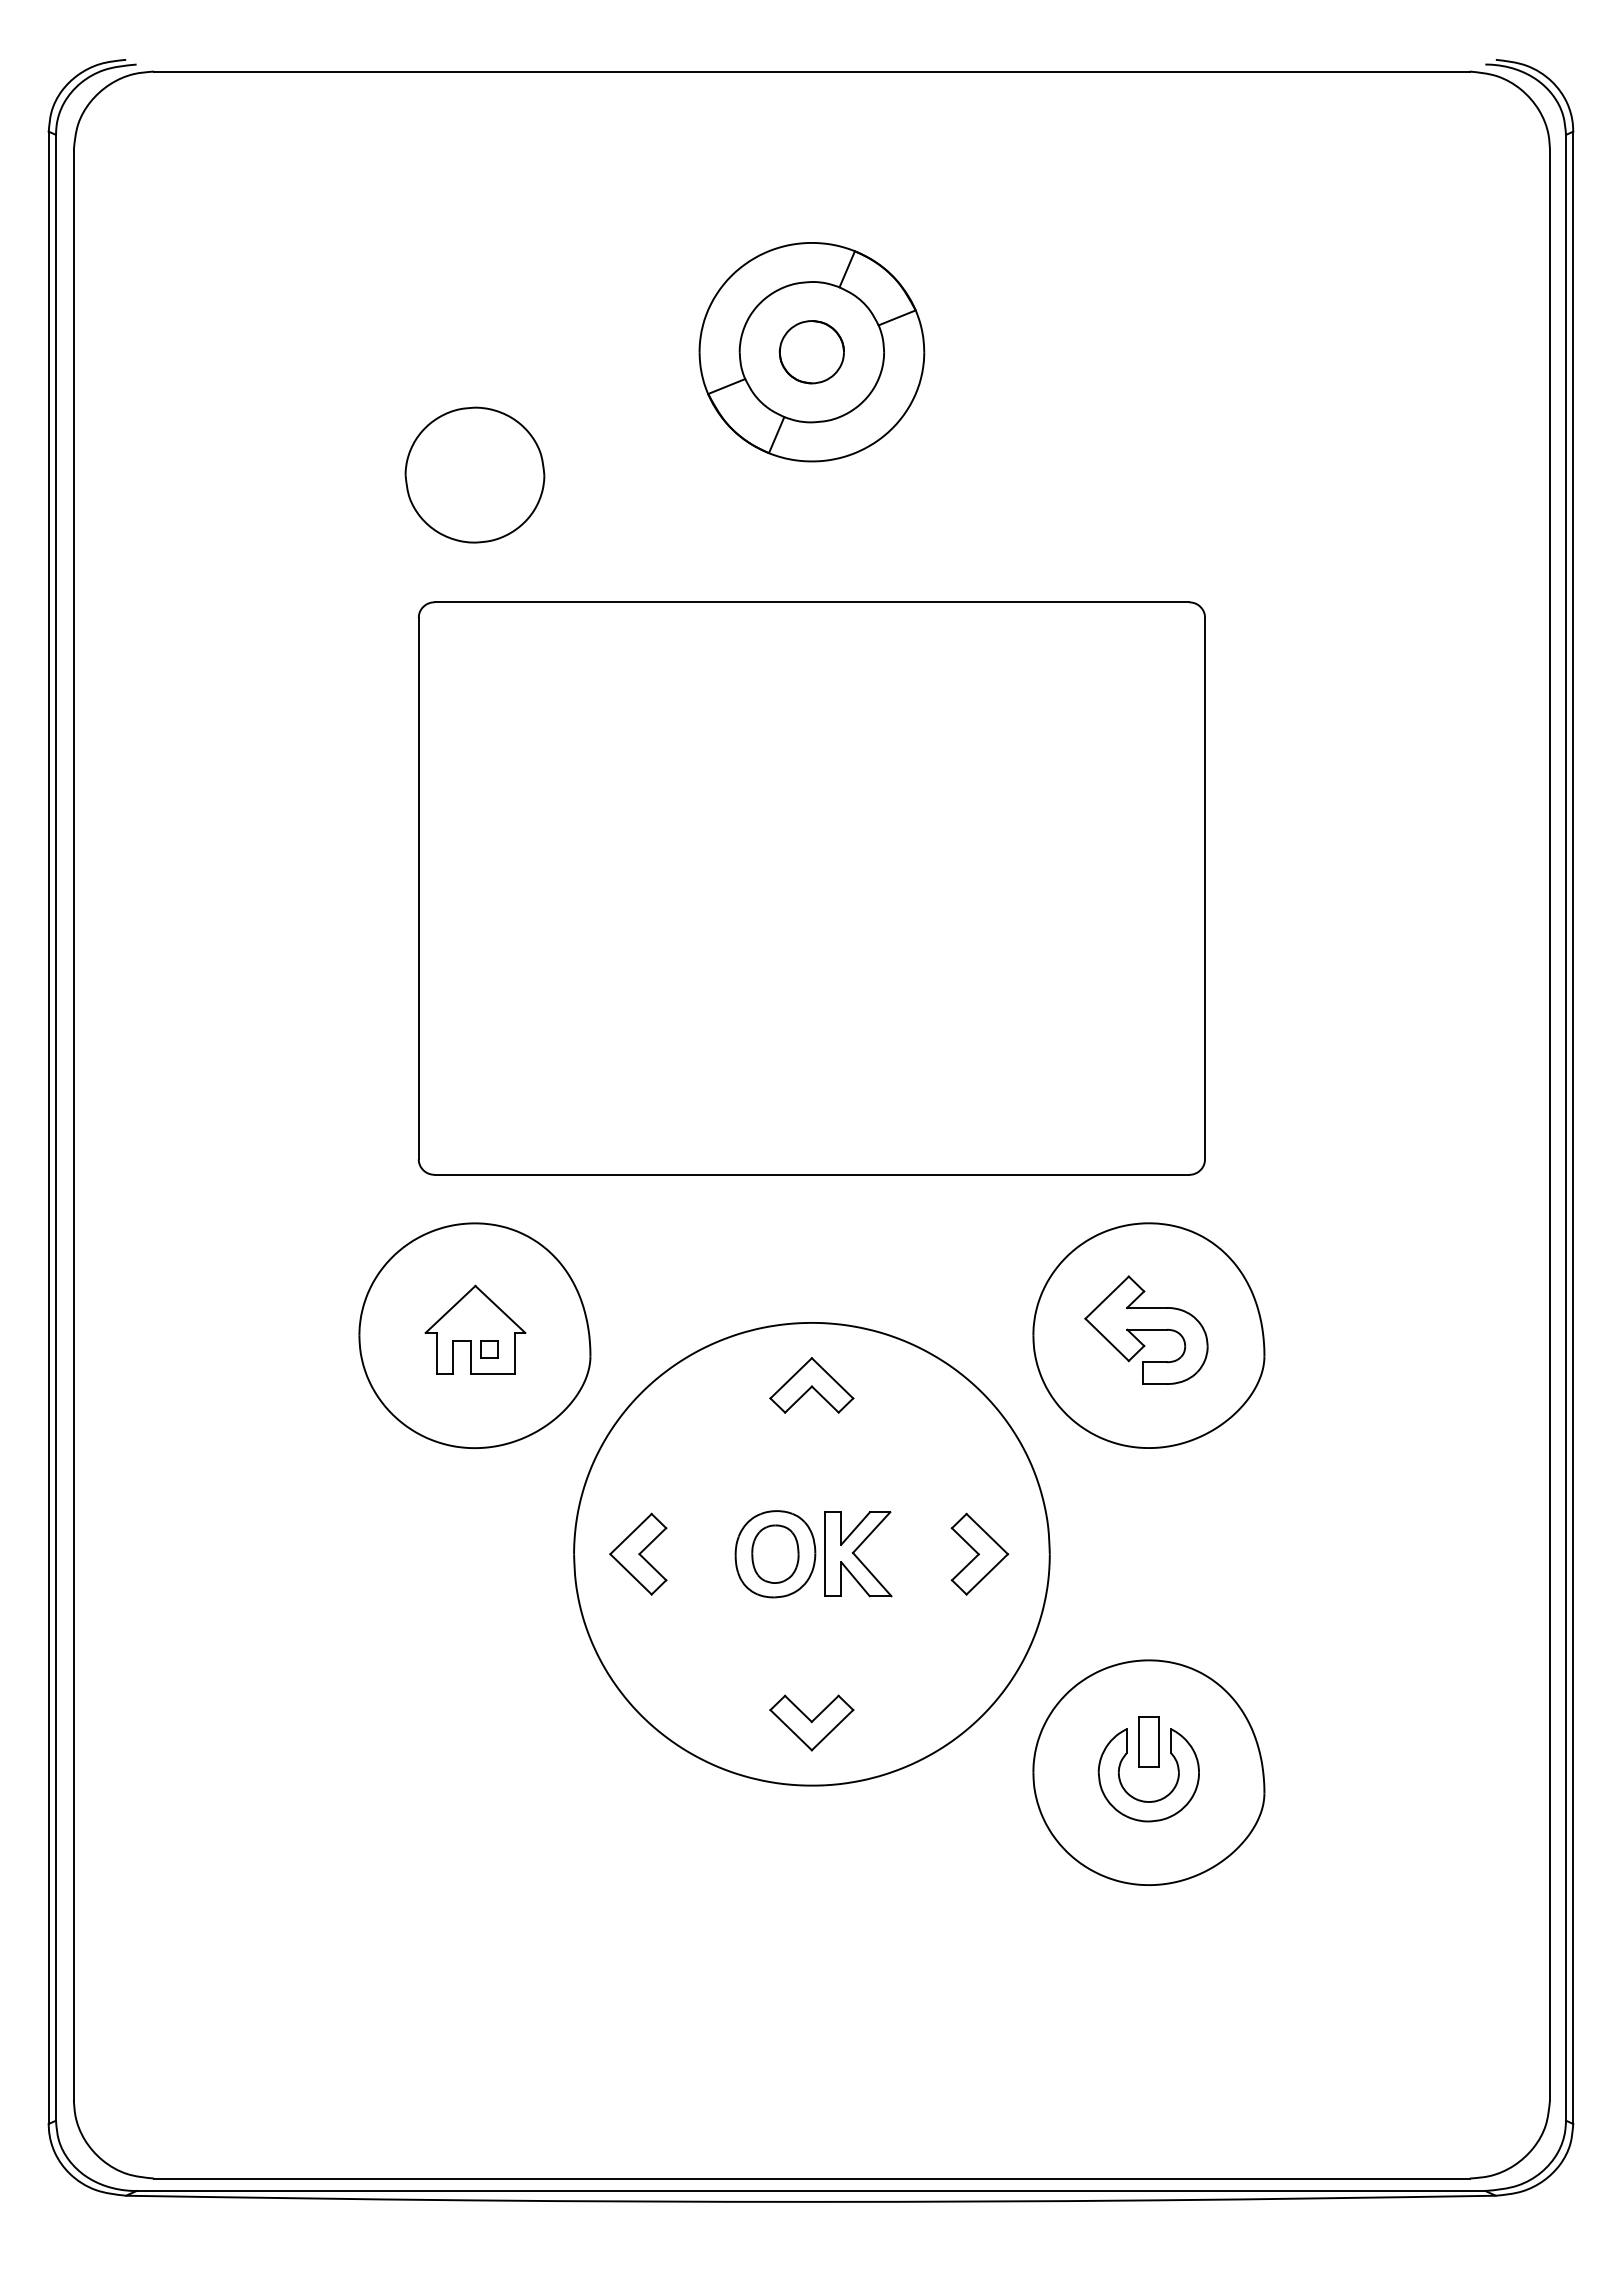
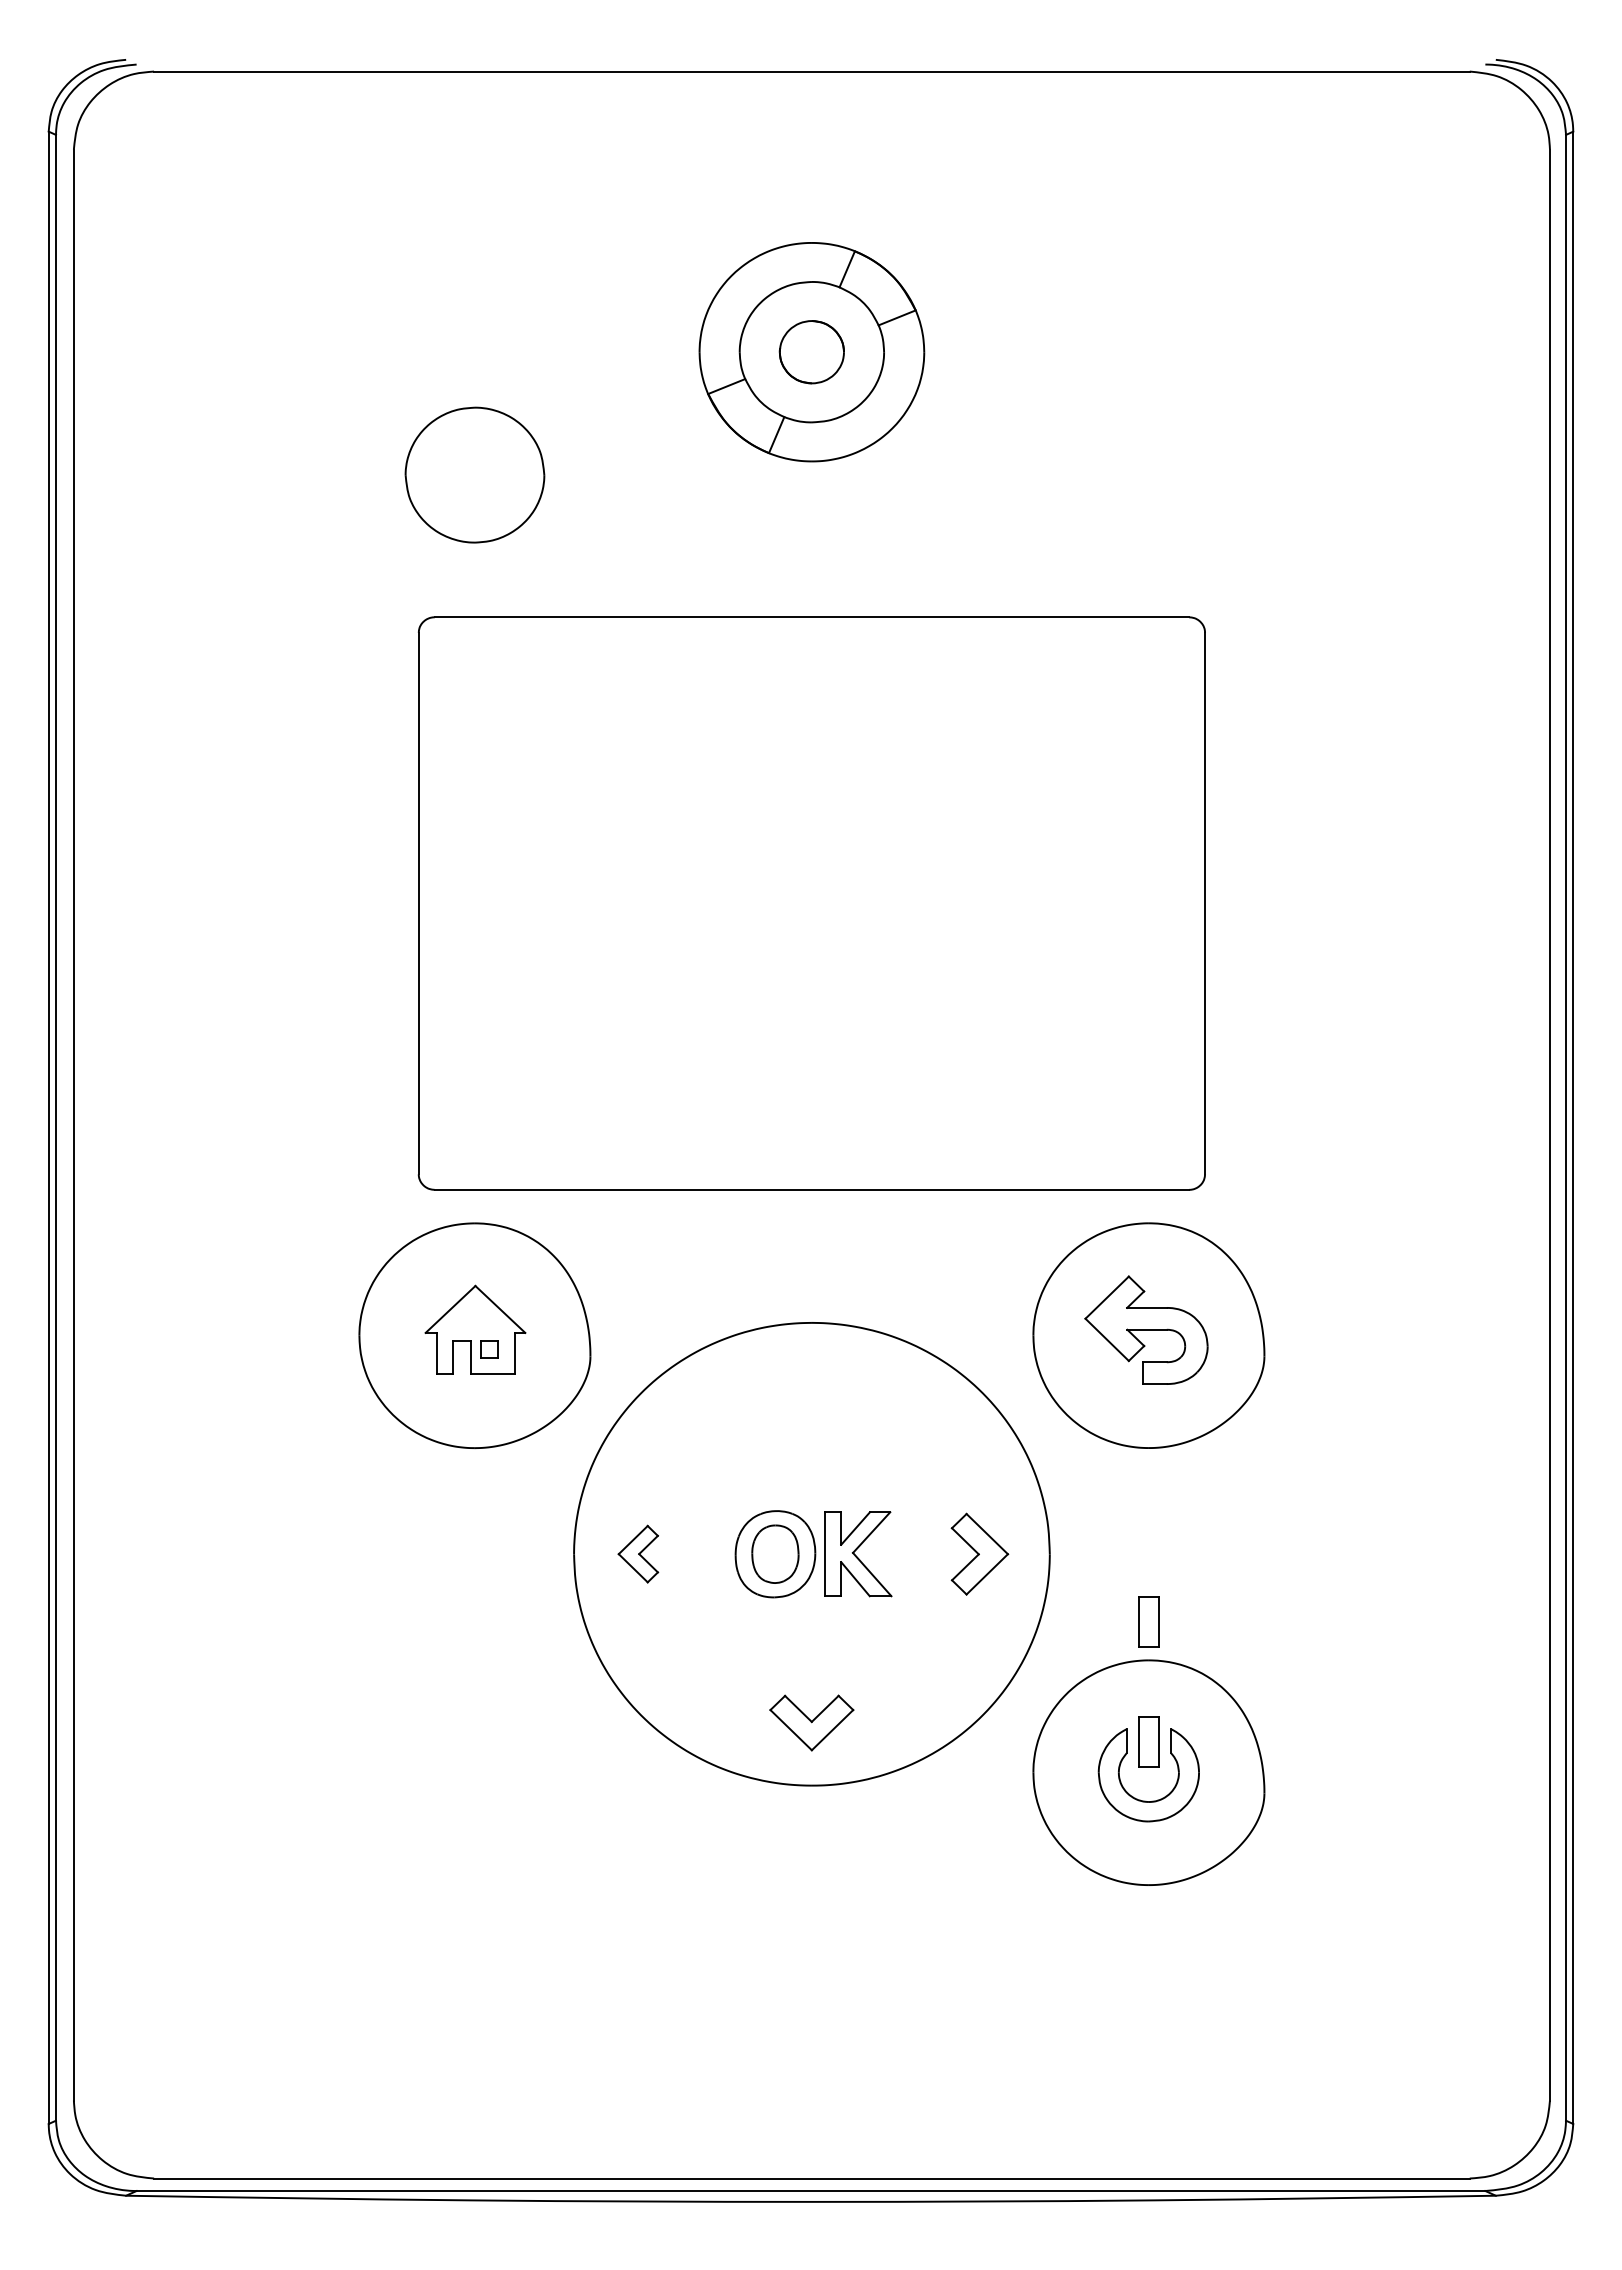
part position: (811, 888) -> (811, 903) (811, 903)
part: present -> none (811, 1385)
part size: 59x84 px -> 43x60 px (638, 1553)
part: none -> present (1148, 1621)
